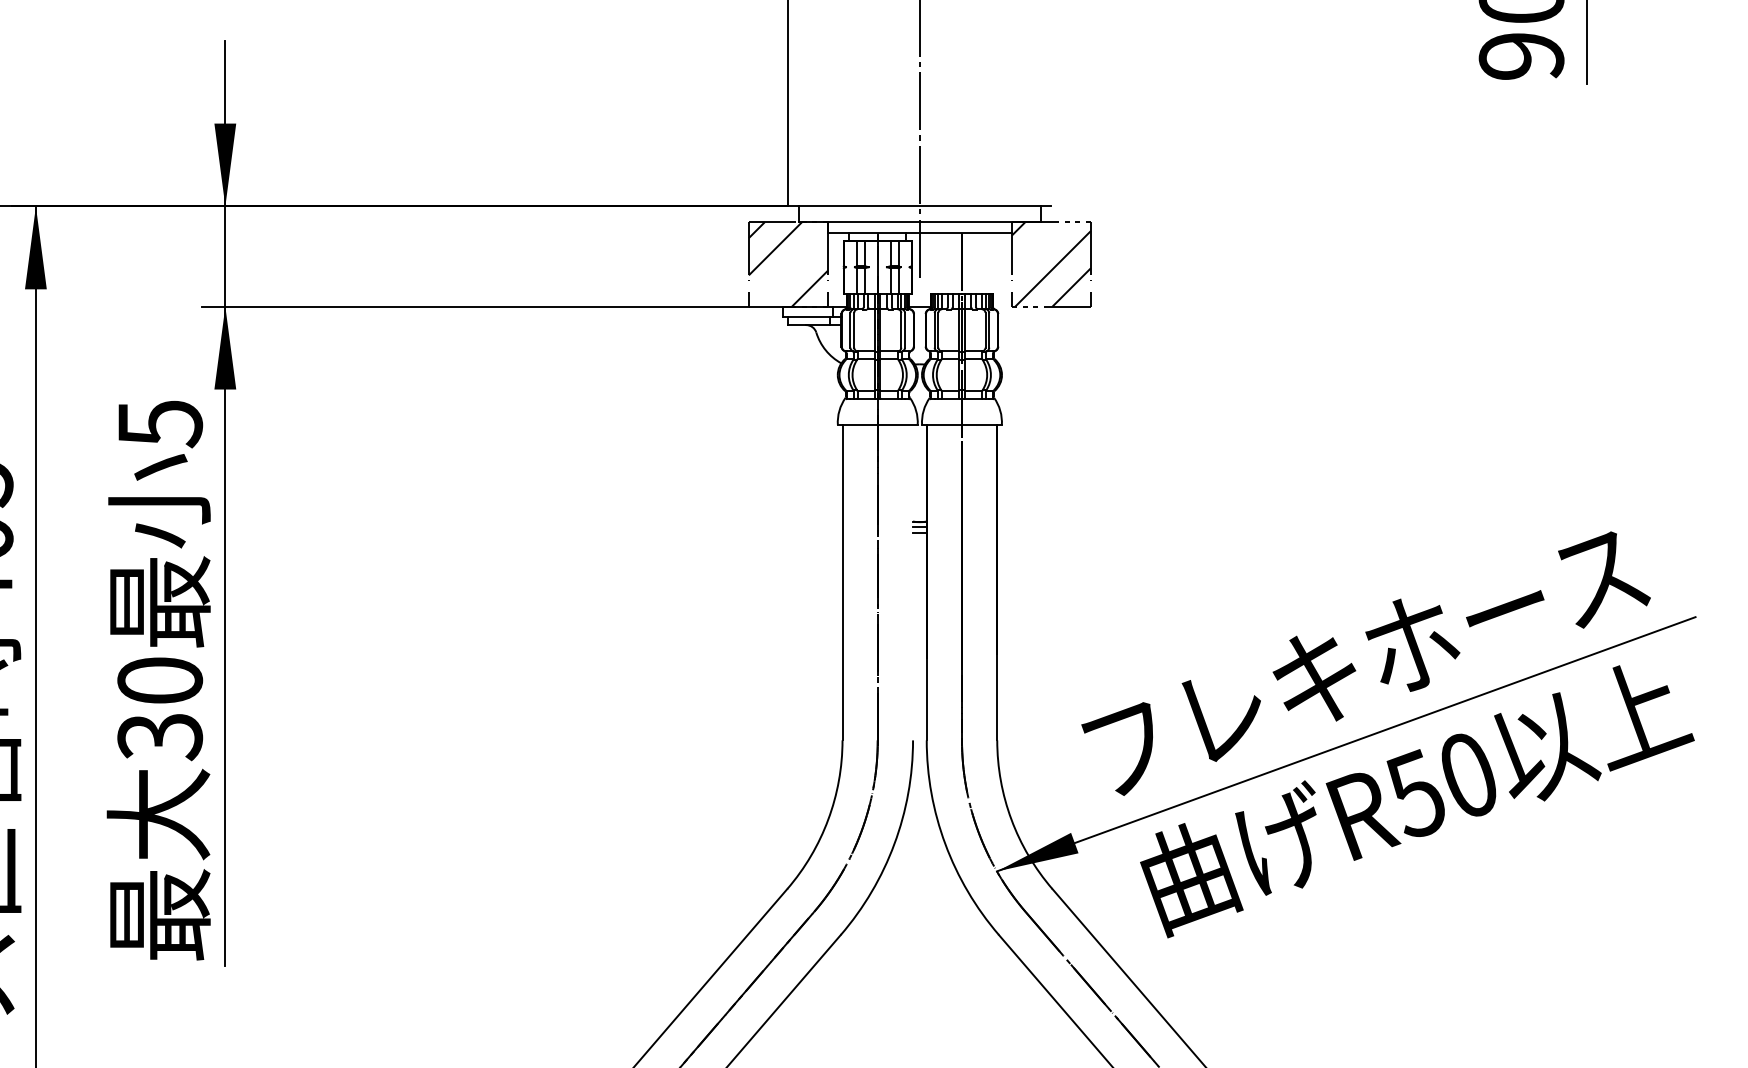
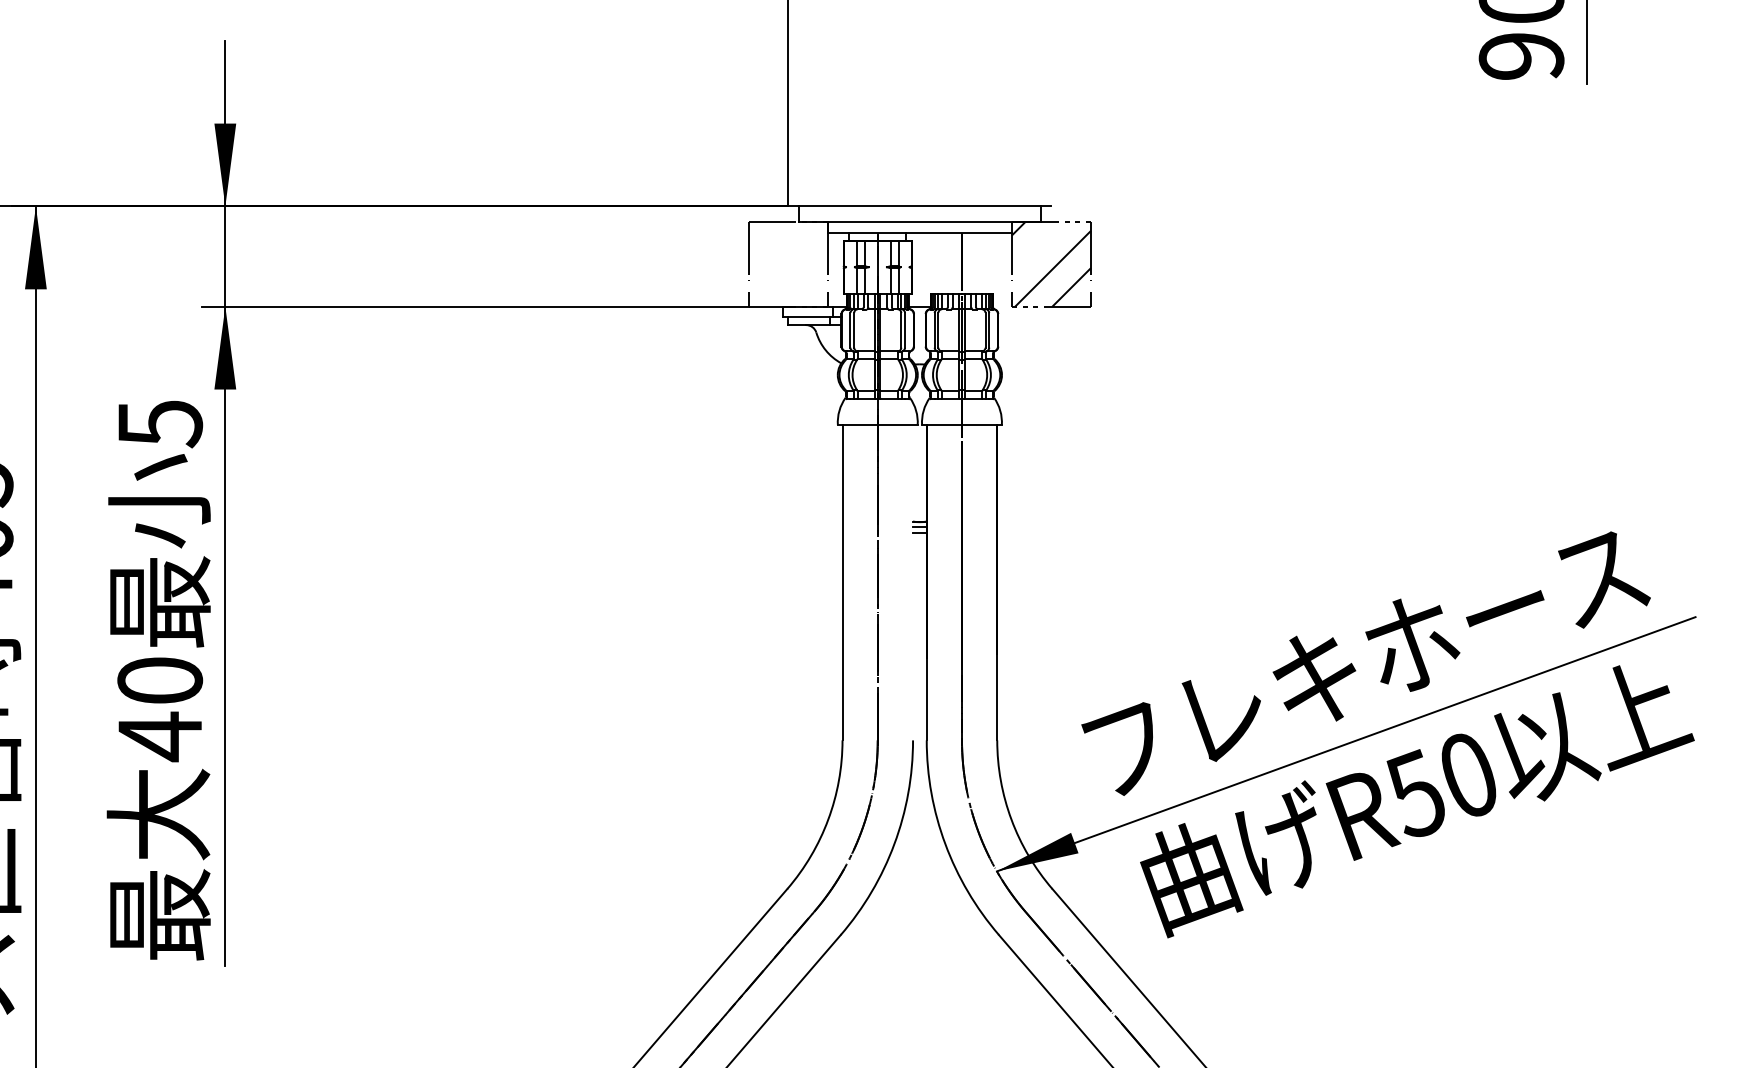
line: present -> none (919, 139)
hatch: present -> none (787, 264)
text: 30 -> 40 (160, 736)
